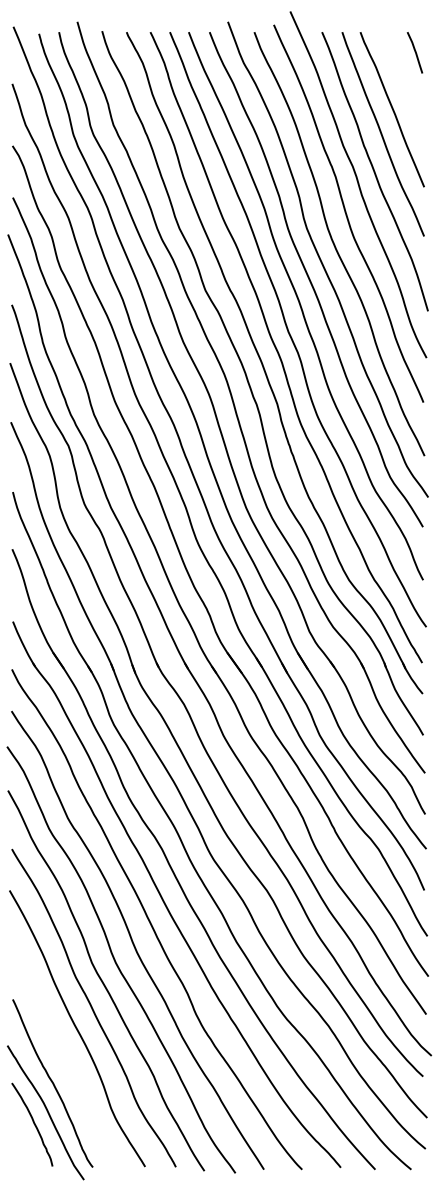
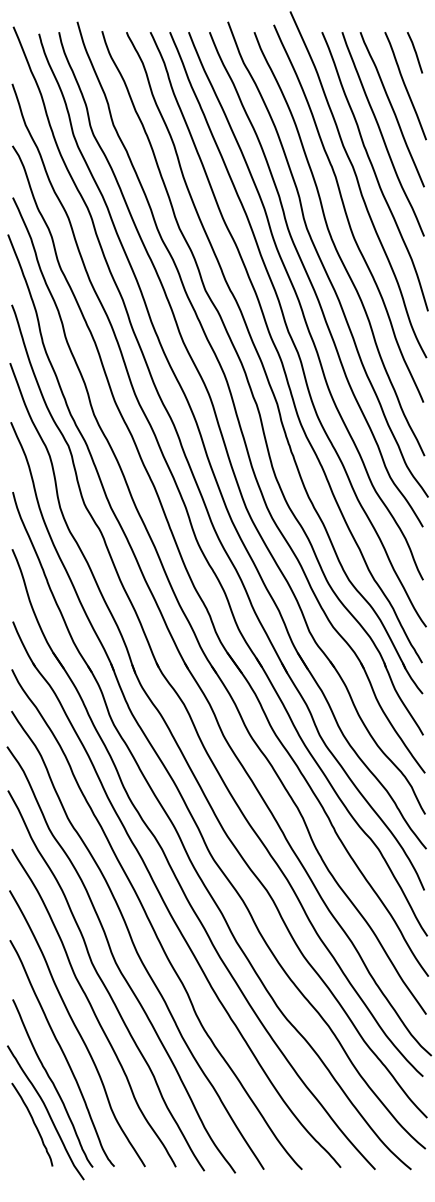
curve: none -> present (405, 86)
curve: none -> present (62, 1053)
